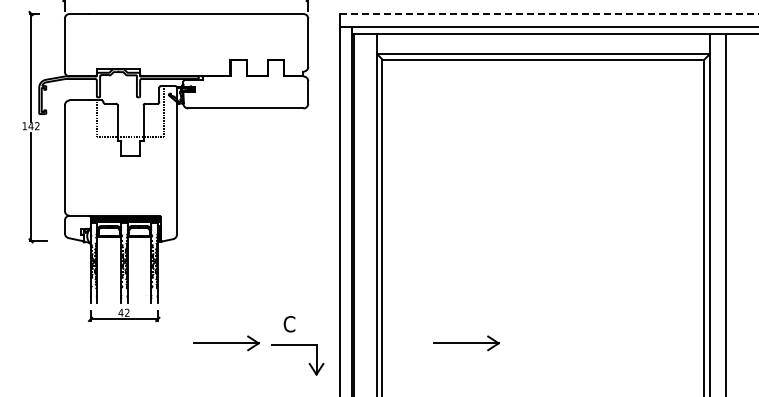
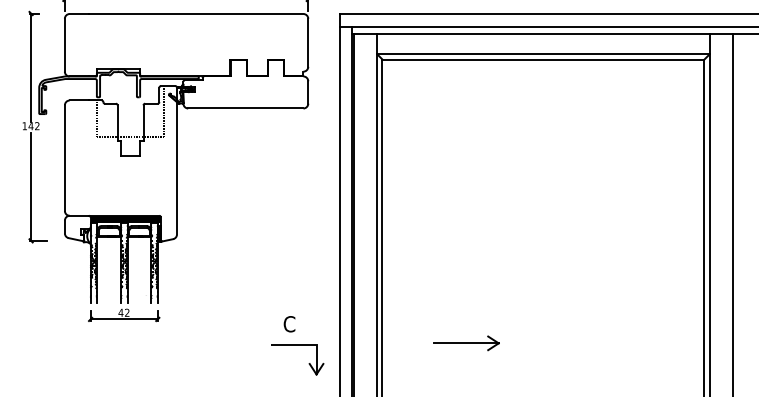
line: dashed -> solid (549, 14)
line position: (725, 213) -> (732, 213) (732, 213)
part: present -> none (226, 343)
